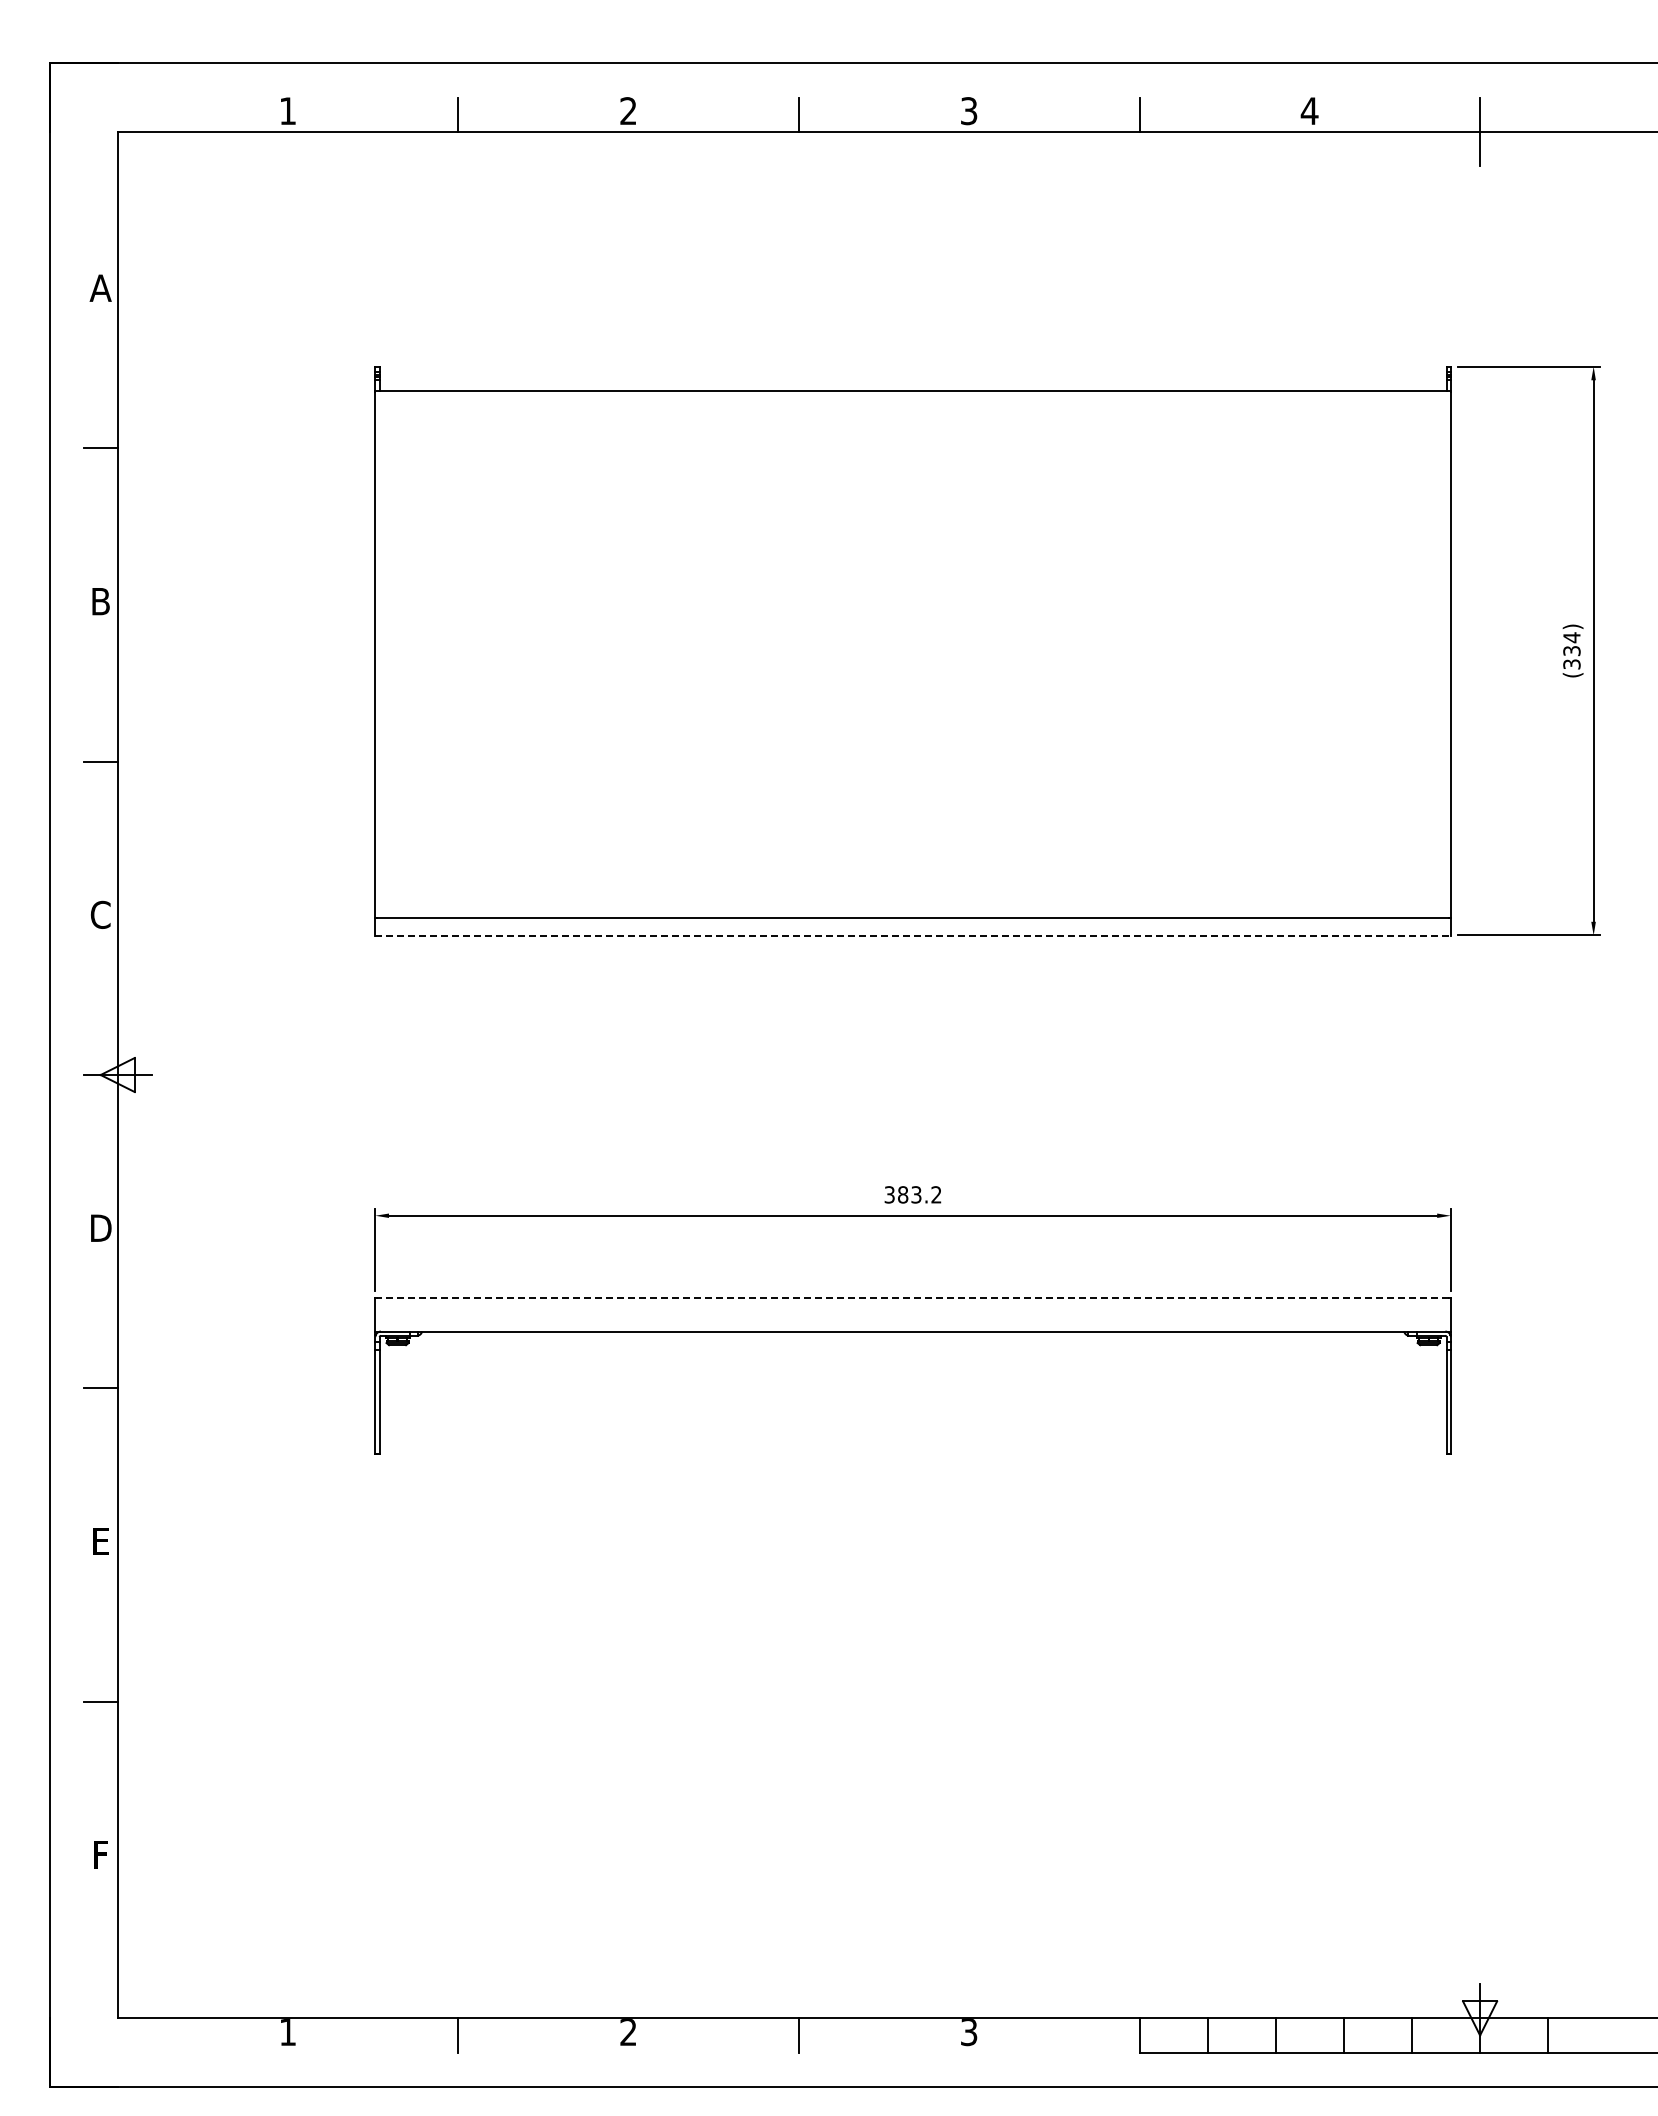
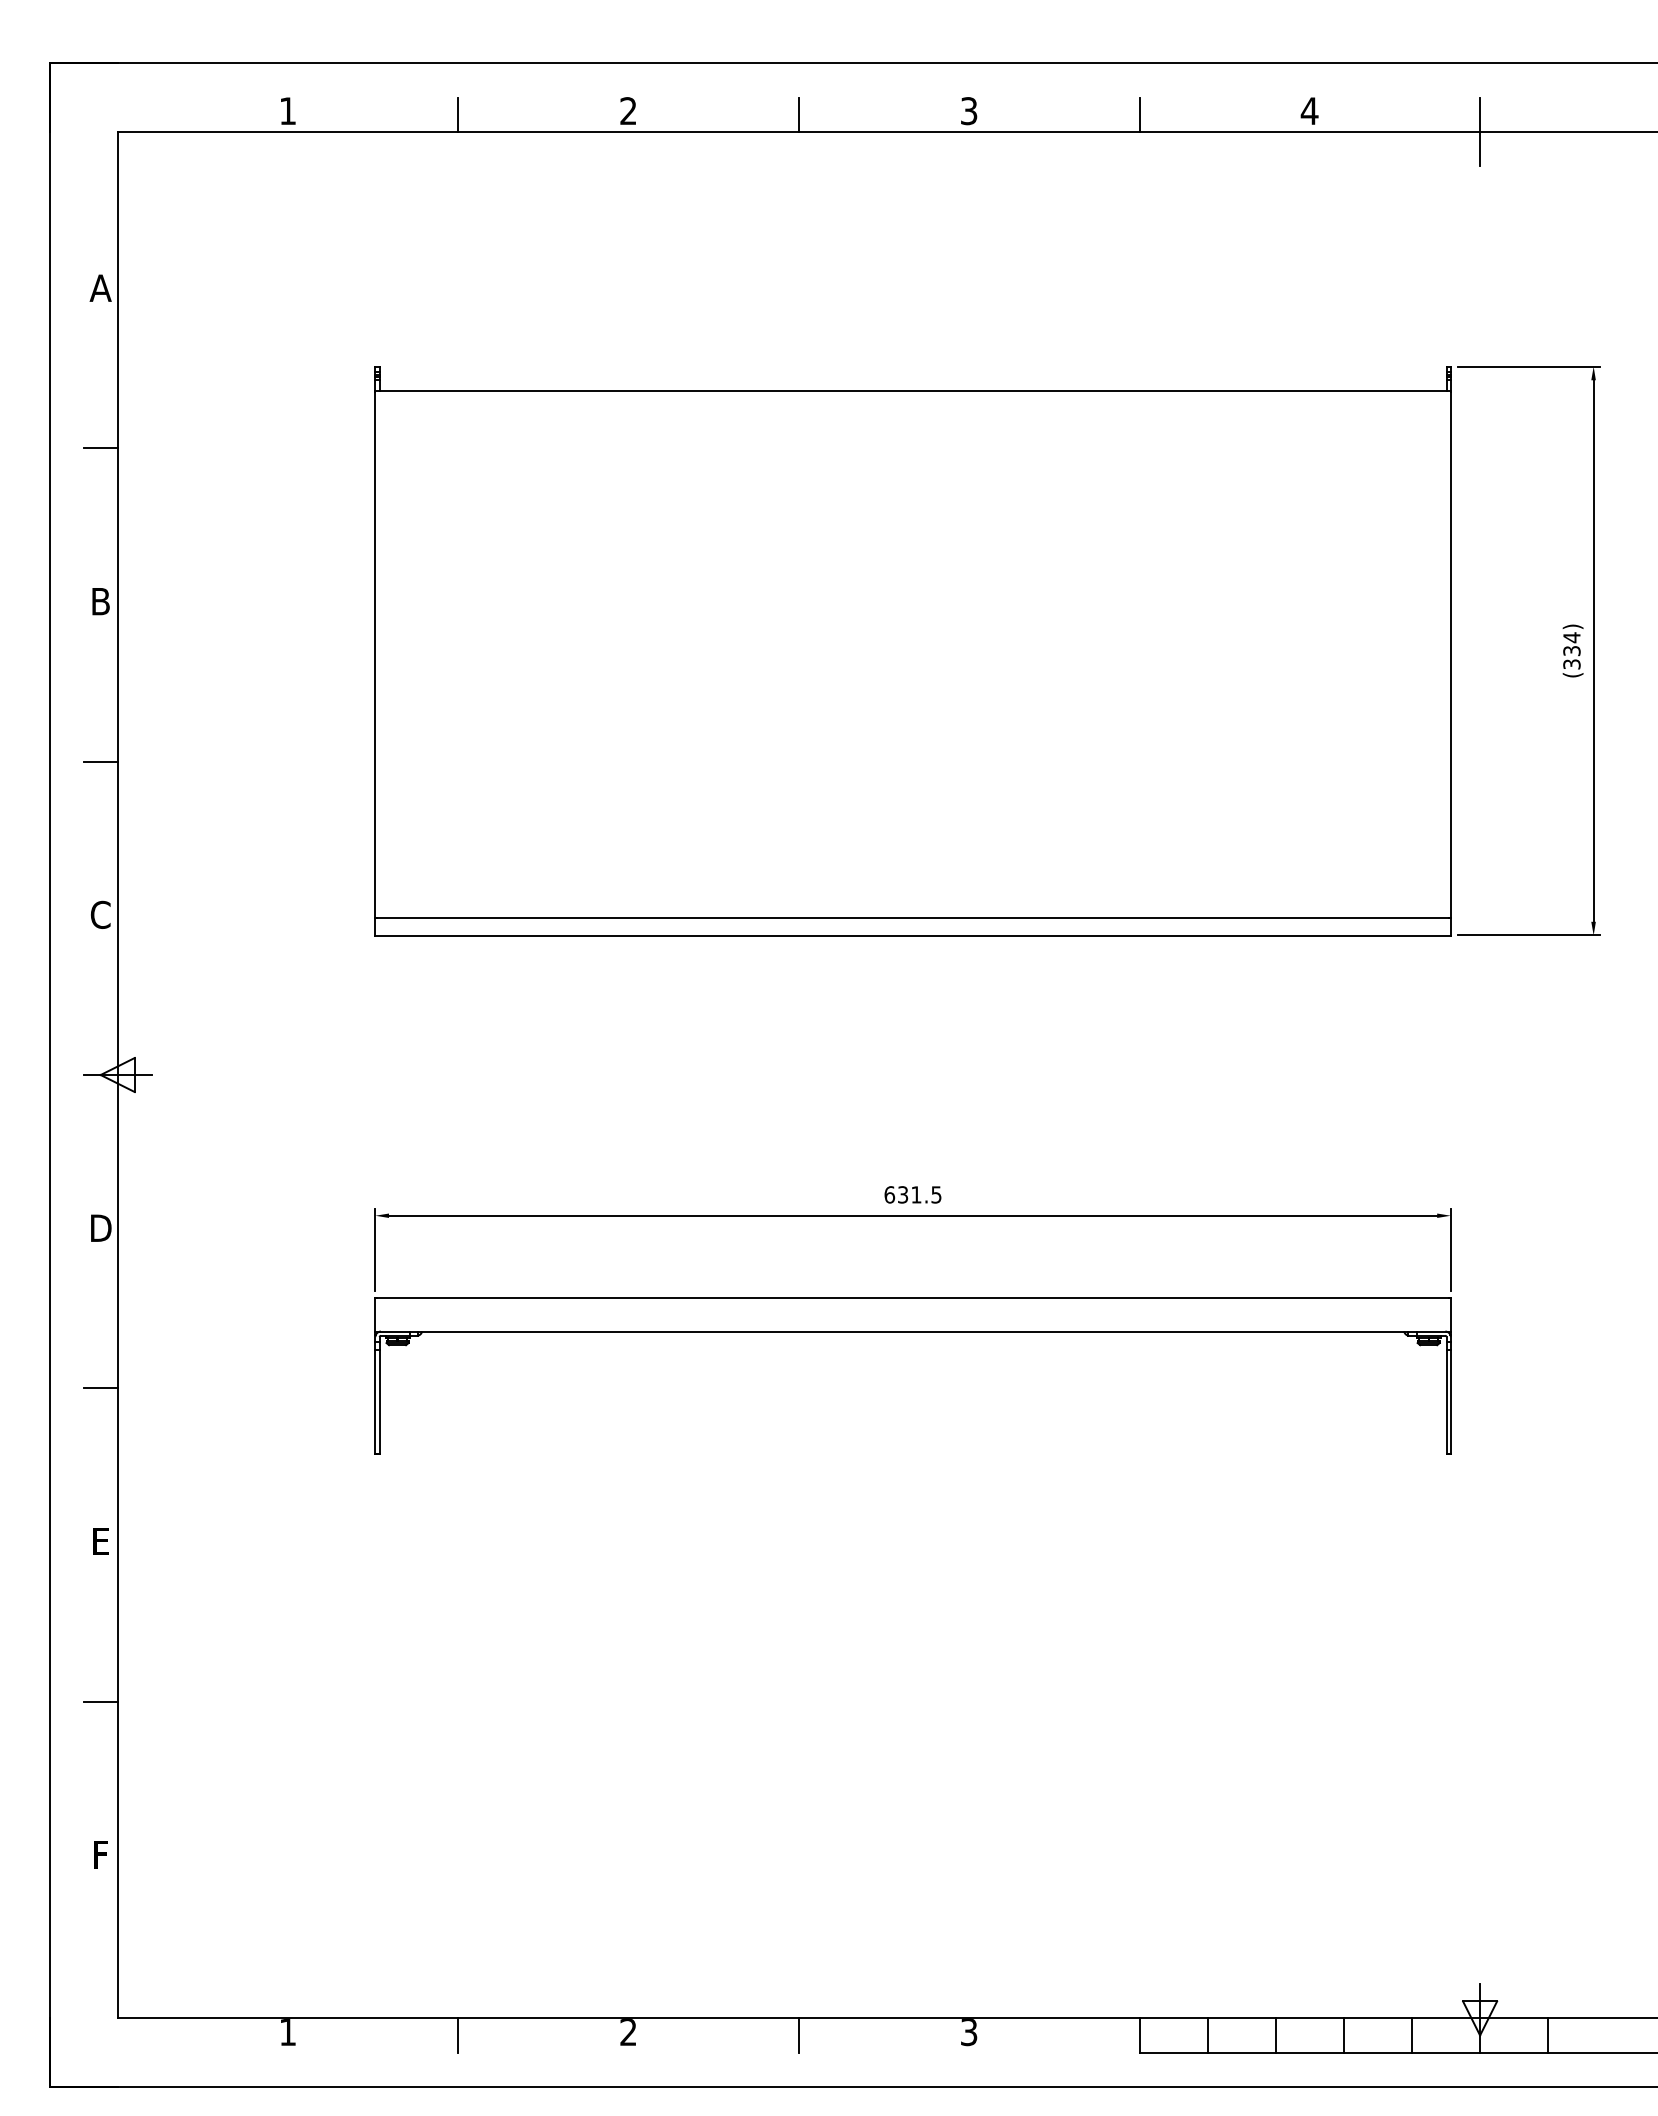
line: dashed -> solid (913, 935)
text: 383.2 -> 631.5 (912, 1194)
line: dashed -> solid (912, 1297)
